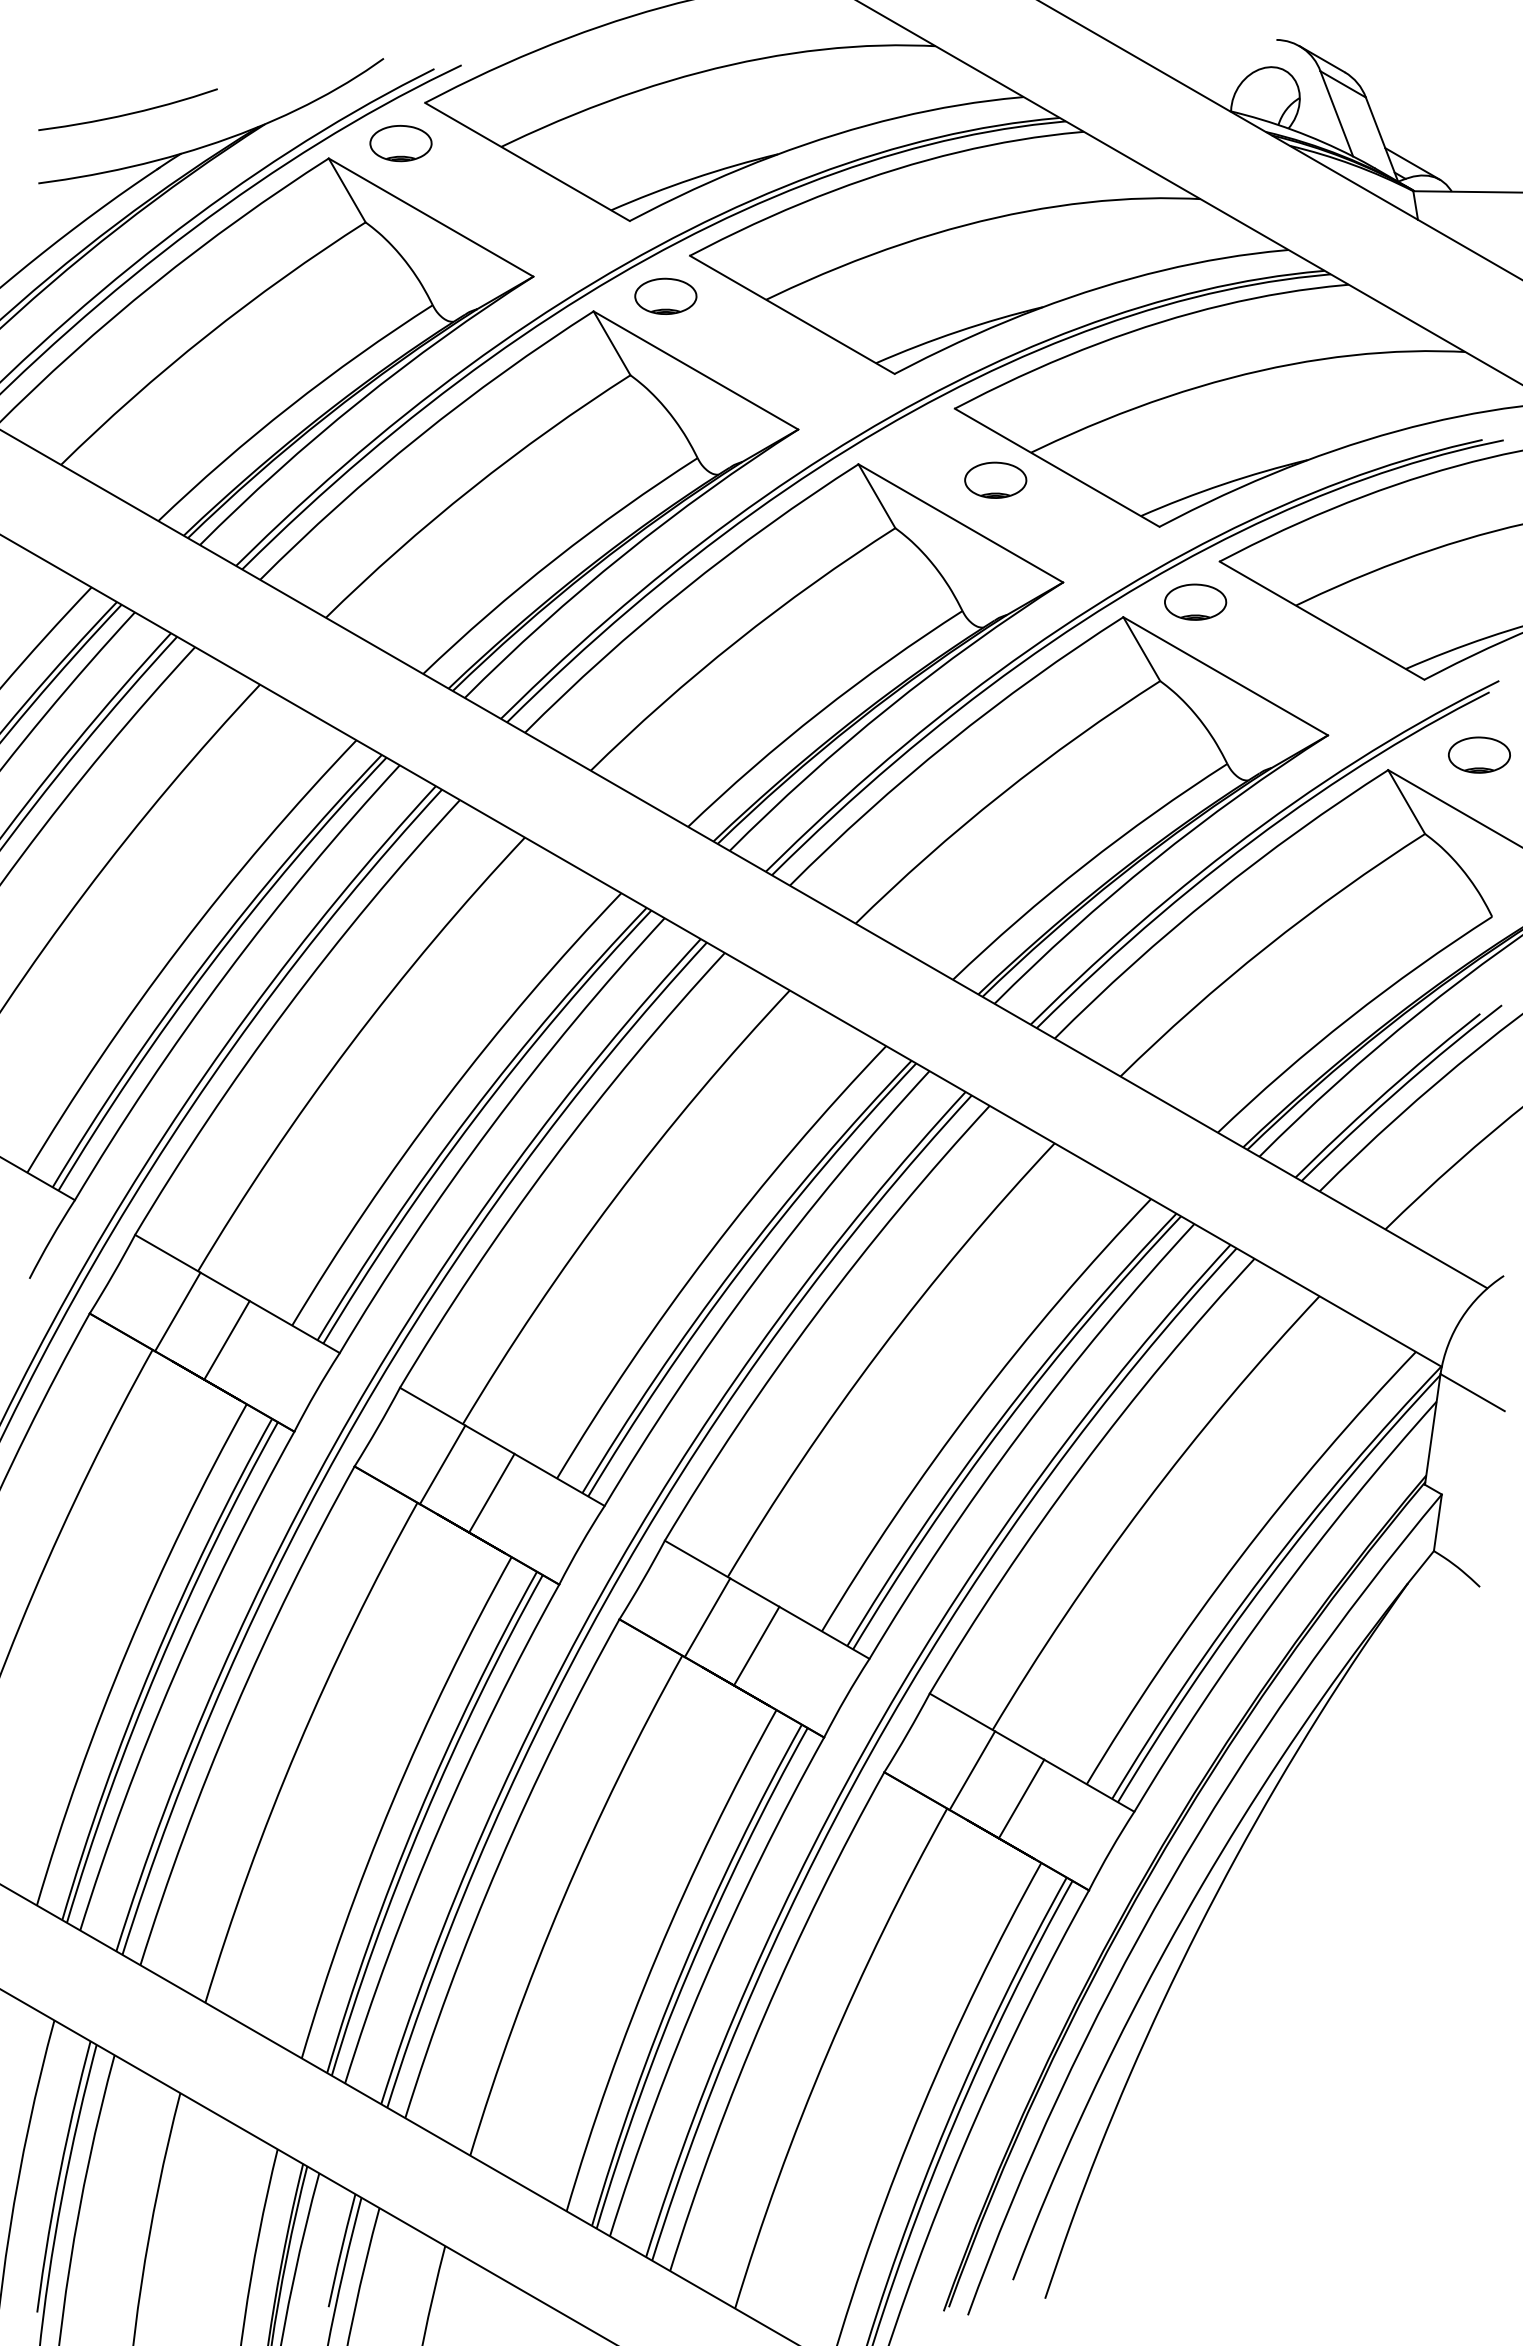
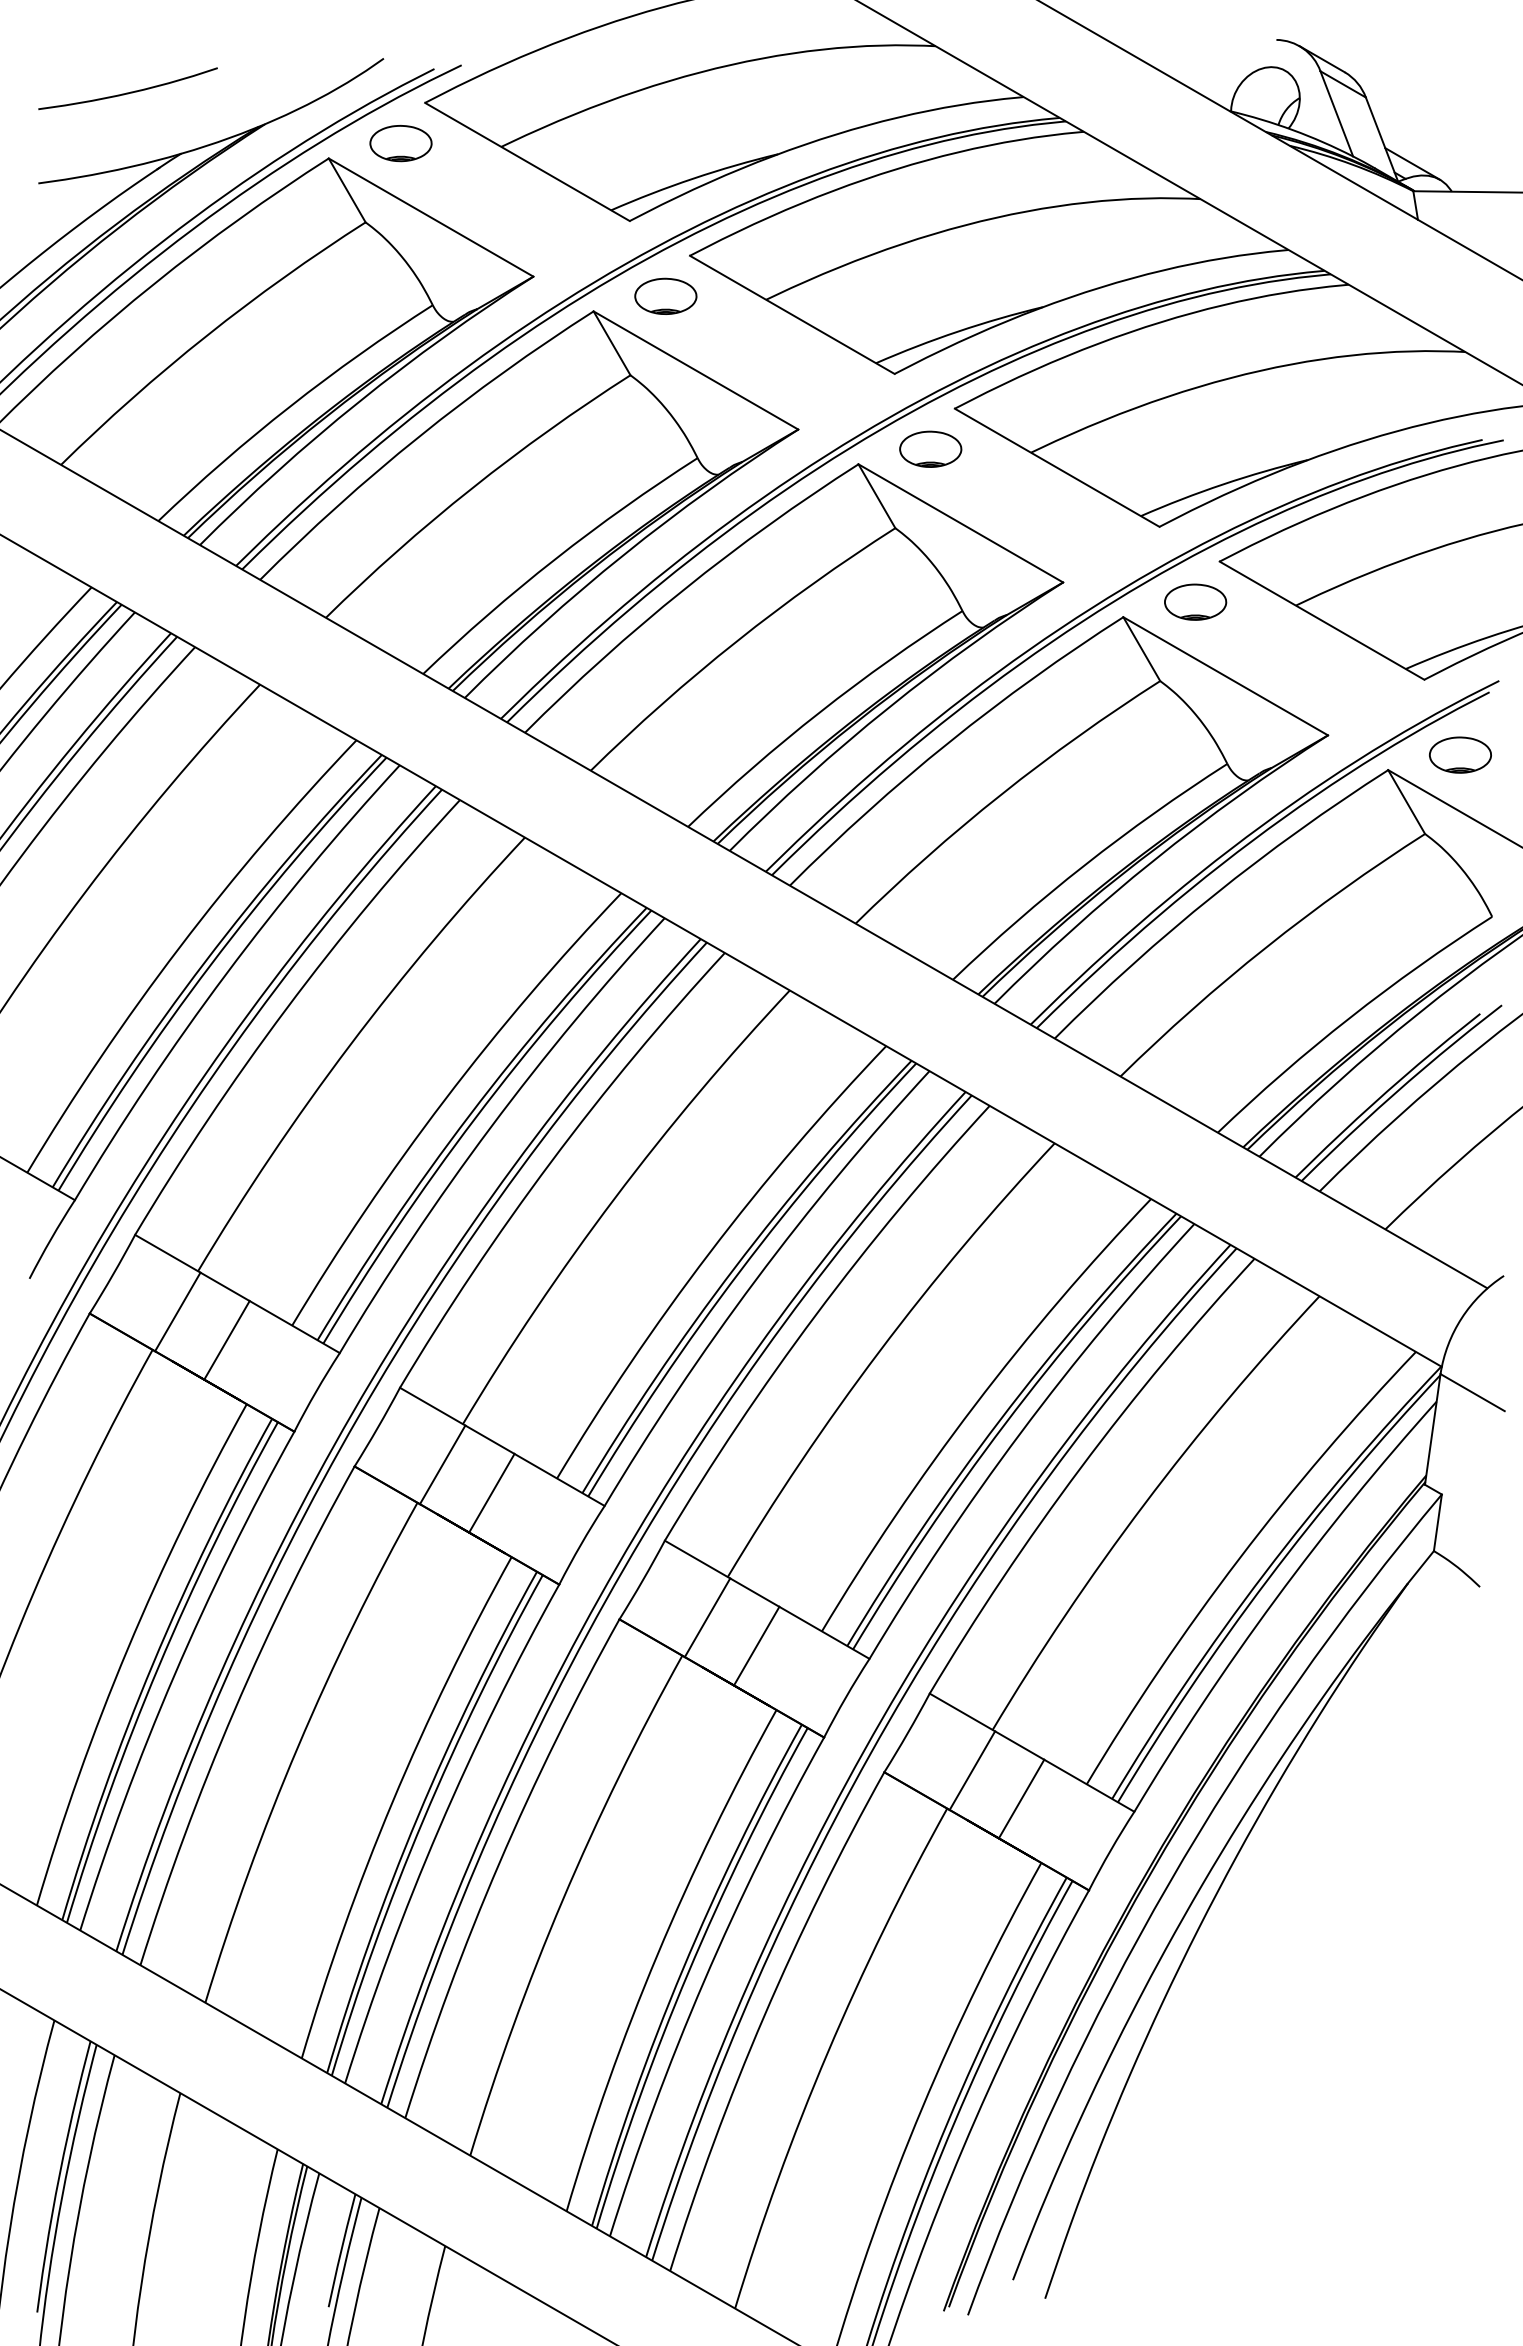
curve position: (127, 113) -> (127, 92) (127, 92)
part position: (995, 479) -> (930, 448) (930, 448)
part position: (1479, 754) -> (1460, 754) (1460, 754)
